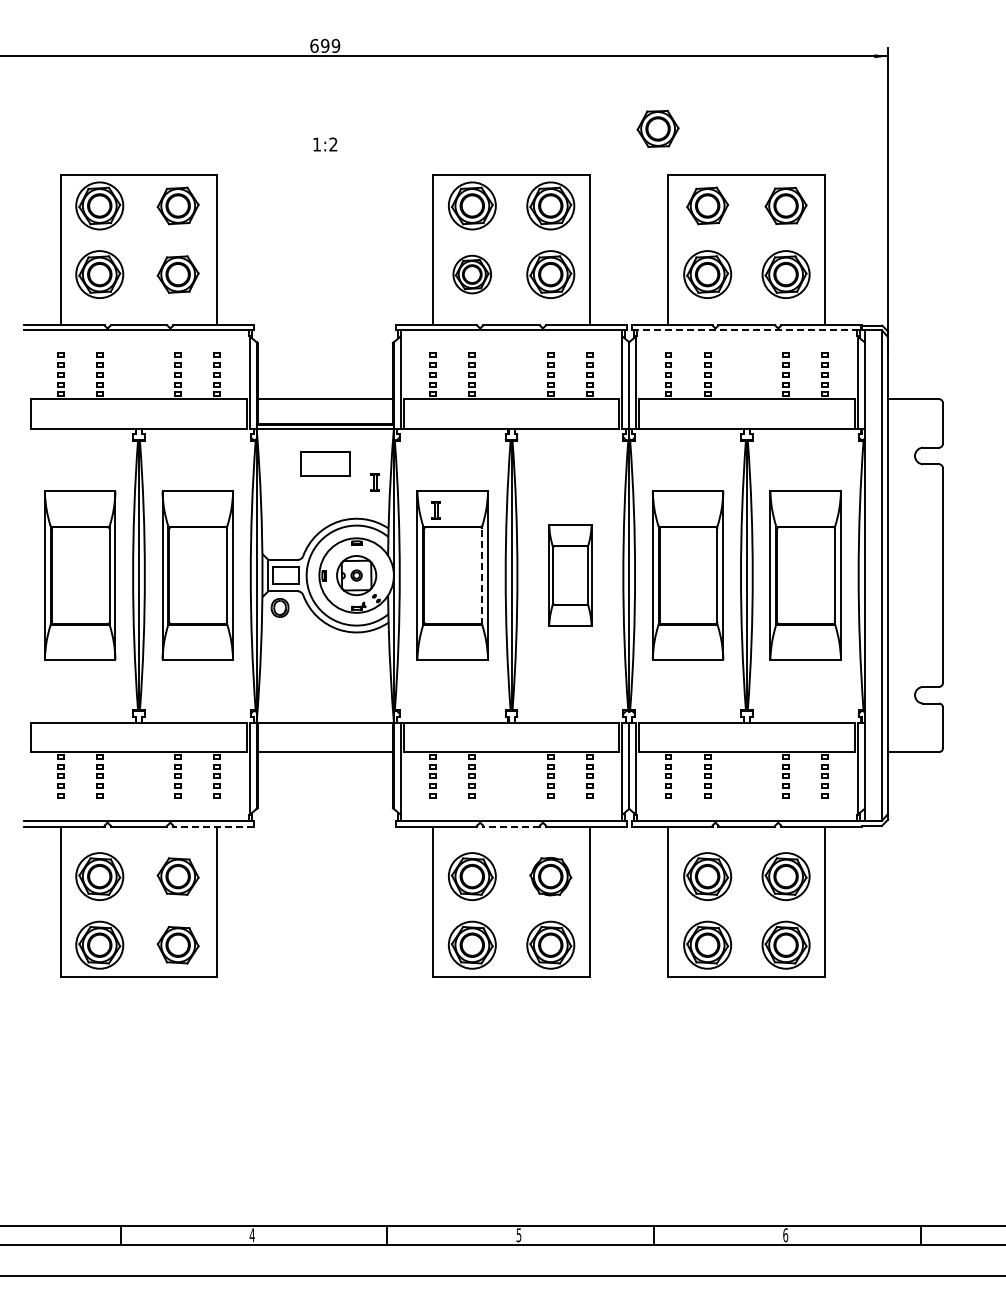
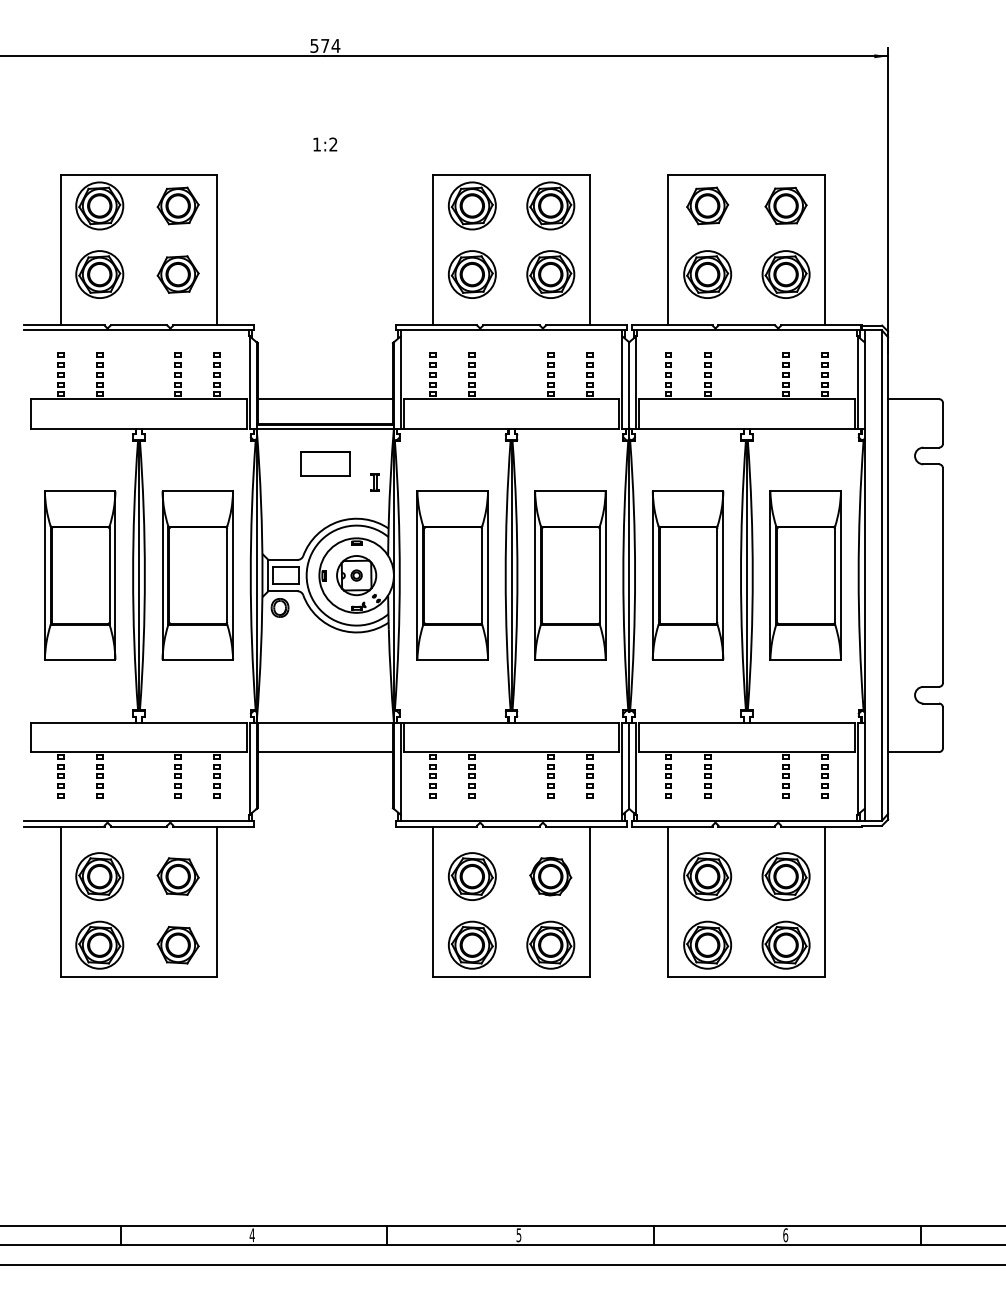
text: 699 -> 574 (325, 45)
part: present -> none (657, 128)
part size: 40x41 px -> 50x49 px (471, 274)
line: dashed -> solid (746, 330)
part: present -> none (435, 510)
line: dashed -> solid (482, 575)
part size: 45x103 px -> 73x171 px (570, 575)
line: dashed -> solid (213, 826)
line: dashed -> solid (511, 826)
line position: (502, 1275) -> (502, 1264) (502, 1264)
